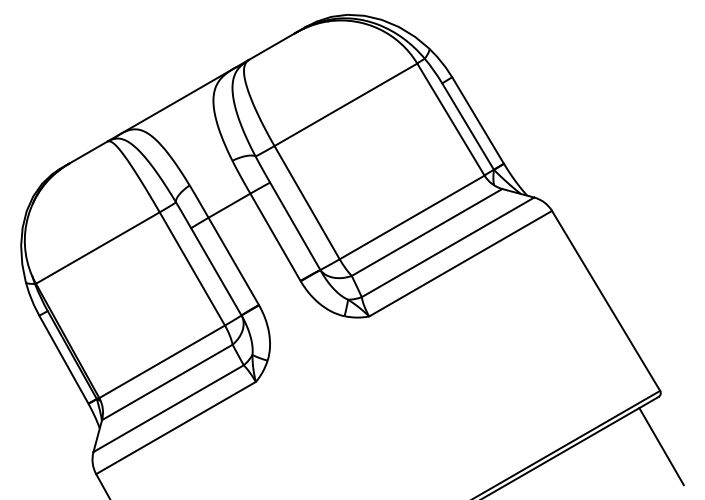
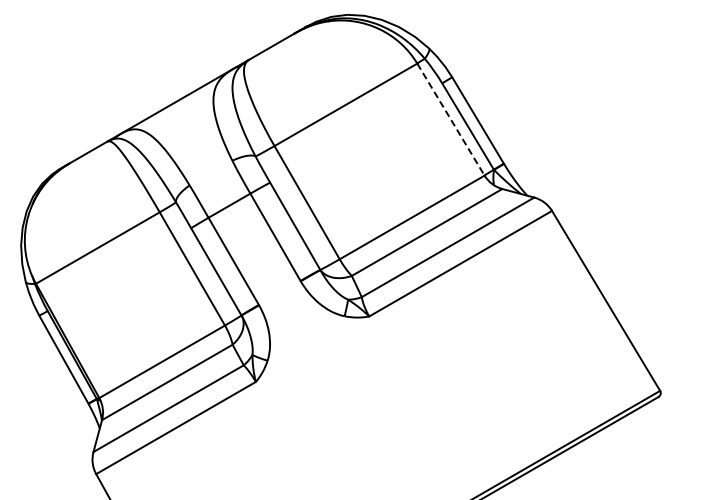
line: solid -> dashed (451, 120)
line: present -> none (661, 446)
